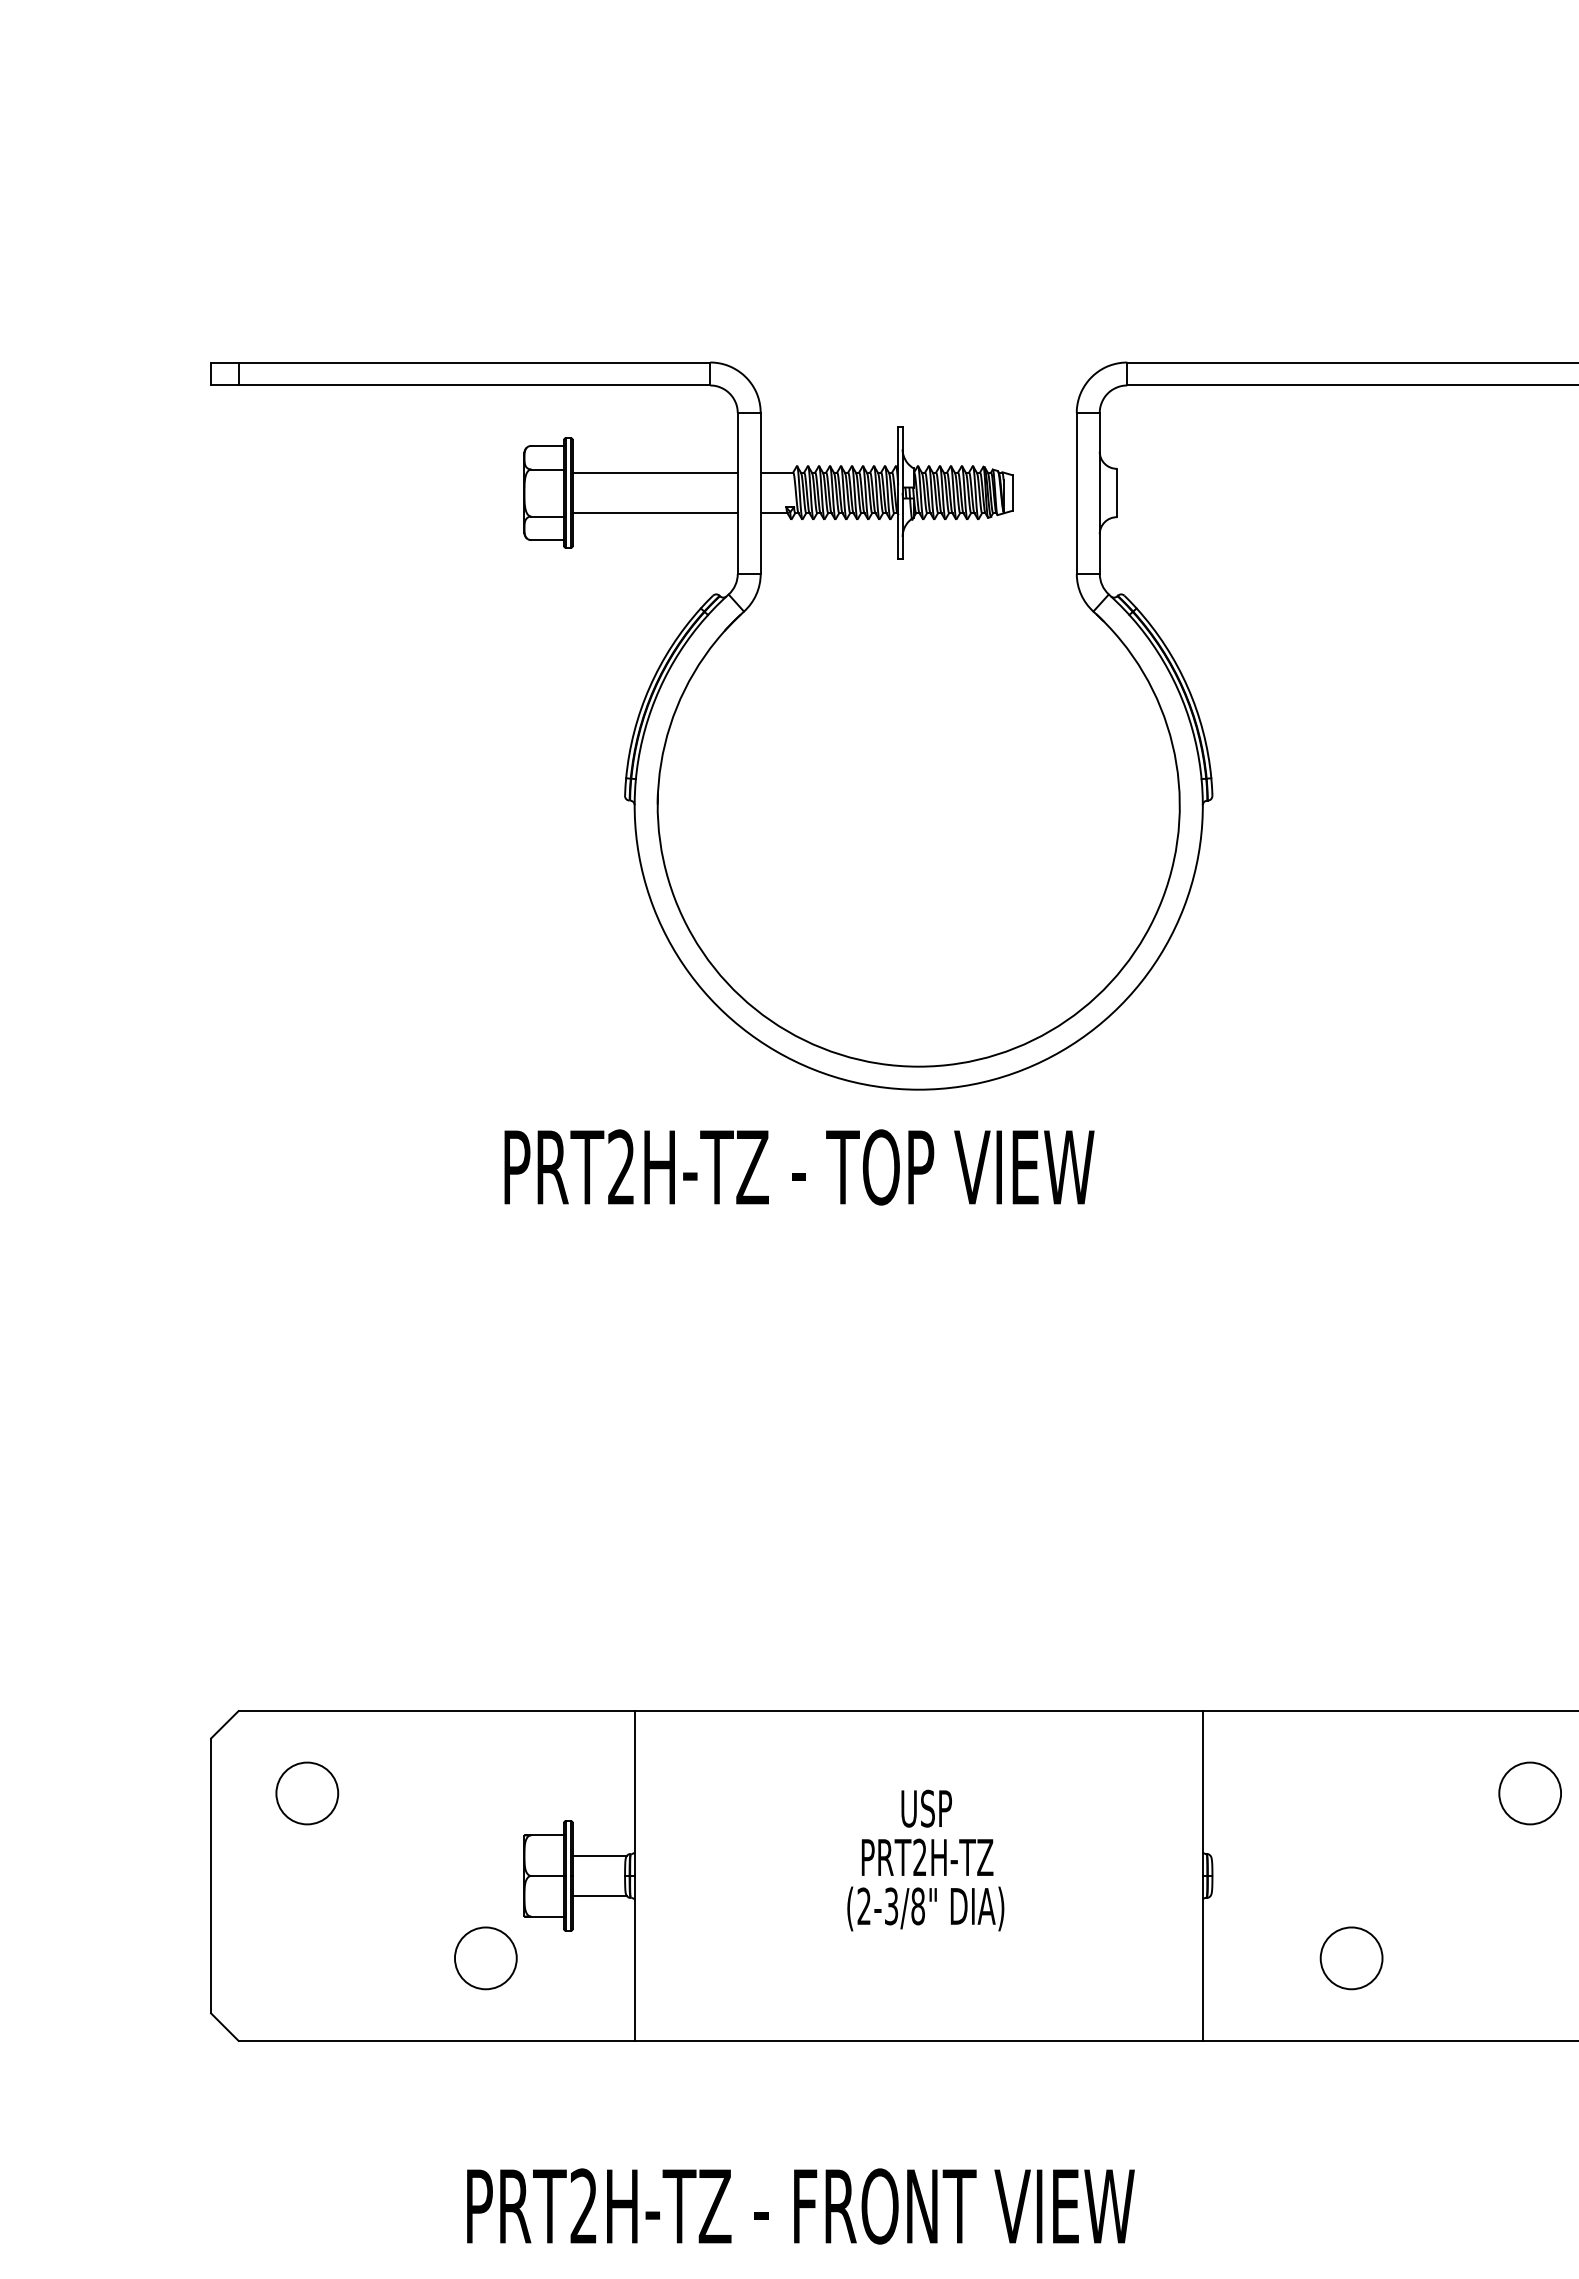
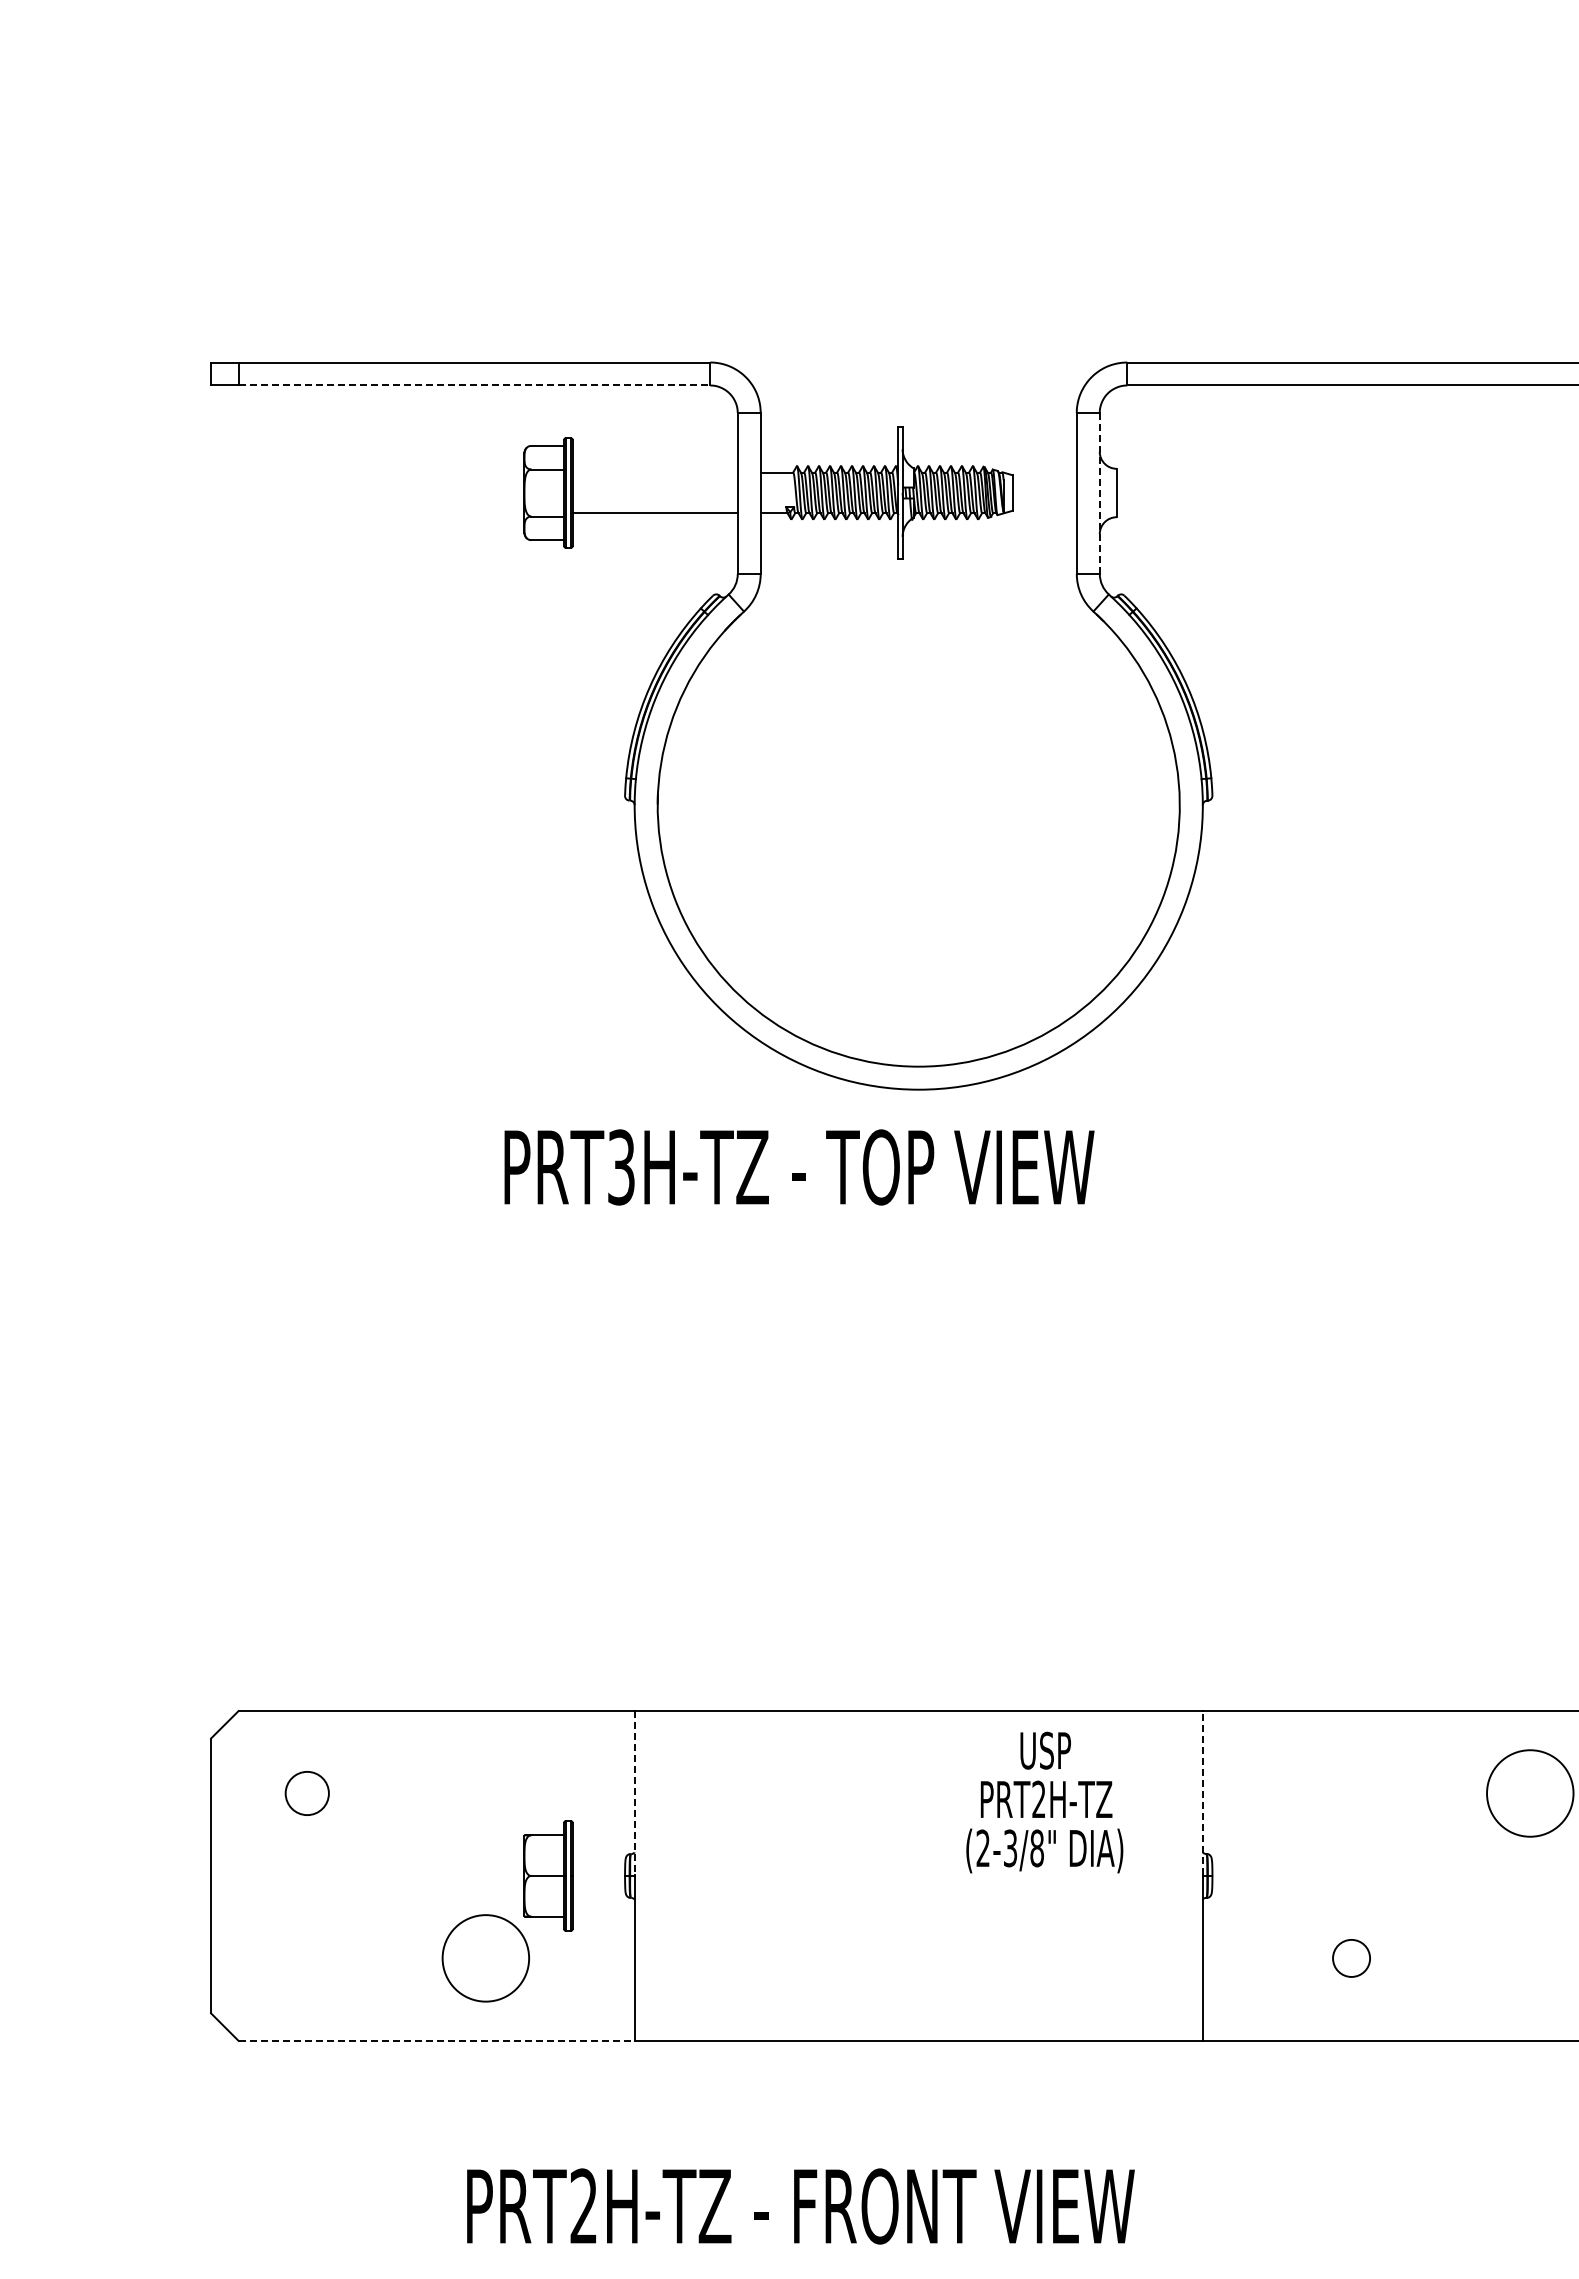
line: solid -> dashed (474, 385)
line: present -> none (654, 472)
line: solid -> dashed (1099, 493)
text: PRT2H-TZ -> PRT3H-TZ (621, 1167)
line: solid -> dashed (1202, 1792)
circle diameter: 62 px -> 43 px (306, 1793)
line: solid -> dashed (634, 1793)
circle size: 64x65 px -> 89x89 px (1530, 1793)
line: present -> none (599, 1855)
text position: (925, 1860) -> (1044, 1802) (1044, 1802)
line: present -> none (599, 1896)
circle diameter: 62 px -> 87 px (485, 1958)
circle size: 65x65 px -> 39x39 px (1351, 1958)
line: solid -> dashed (437, 2040)
